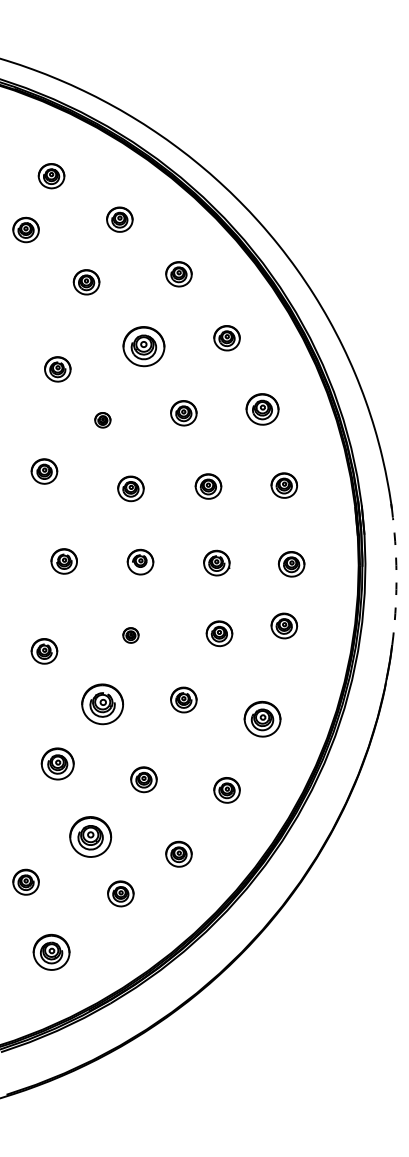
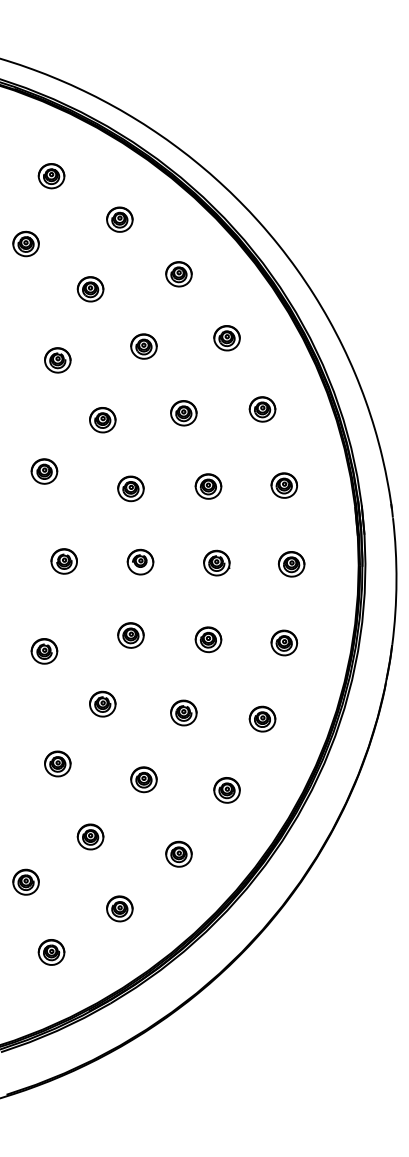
part position: (25, 229) -> (25, 243) (25, 243)
part position: (86, 282) -> (90, 289) (90, 289)
part size: 44x42 px -> 28x27 px (143, 346)
part position: (57, 369) -> (57, 360) (57, 360)
part size: 35x33 px -> 29x27 px (262, 409)
part size: 18x17 px -> 28x27 px (102, 420)
arc: dashed -> solid (396, 581)
part position: (284, 625) -> (284, 642) (284, 642)
part position: (219, 633) -> (208, 639) (208, 639)
part size: 18x17 px -> 28x27 px (130, 635)
part position: (183, 699) -> (183, 712) (183, 712)
part size: 44x43 px -> 28x28 px (102, 703)
part size: 39x38 px -> 29x28 px (262, 718)
part size: 35x34 px -> 28x28 px (57, 763)
part size: 44x42 px -> 29x28 px (90, 836)
part position: (120, 893) -> (119, 908) (119, 908)
part size: 39x38 px -> 29x27 px (51, 952)
